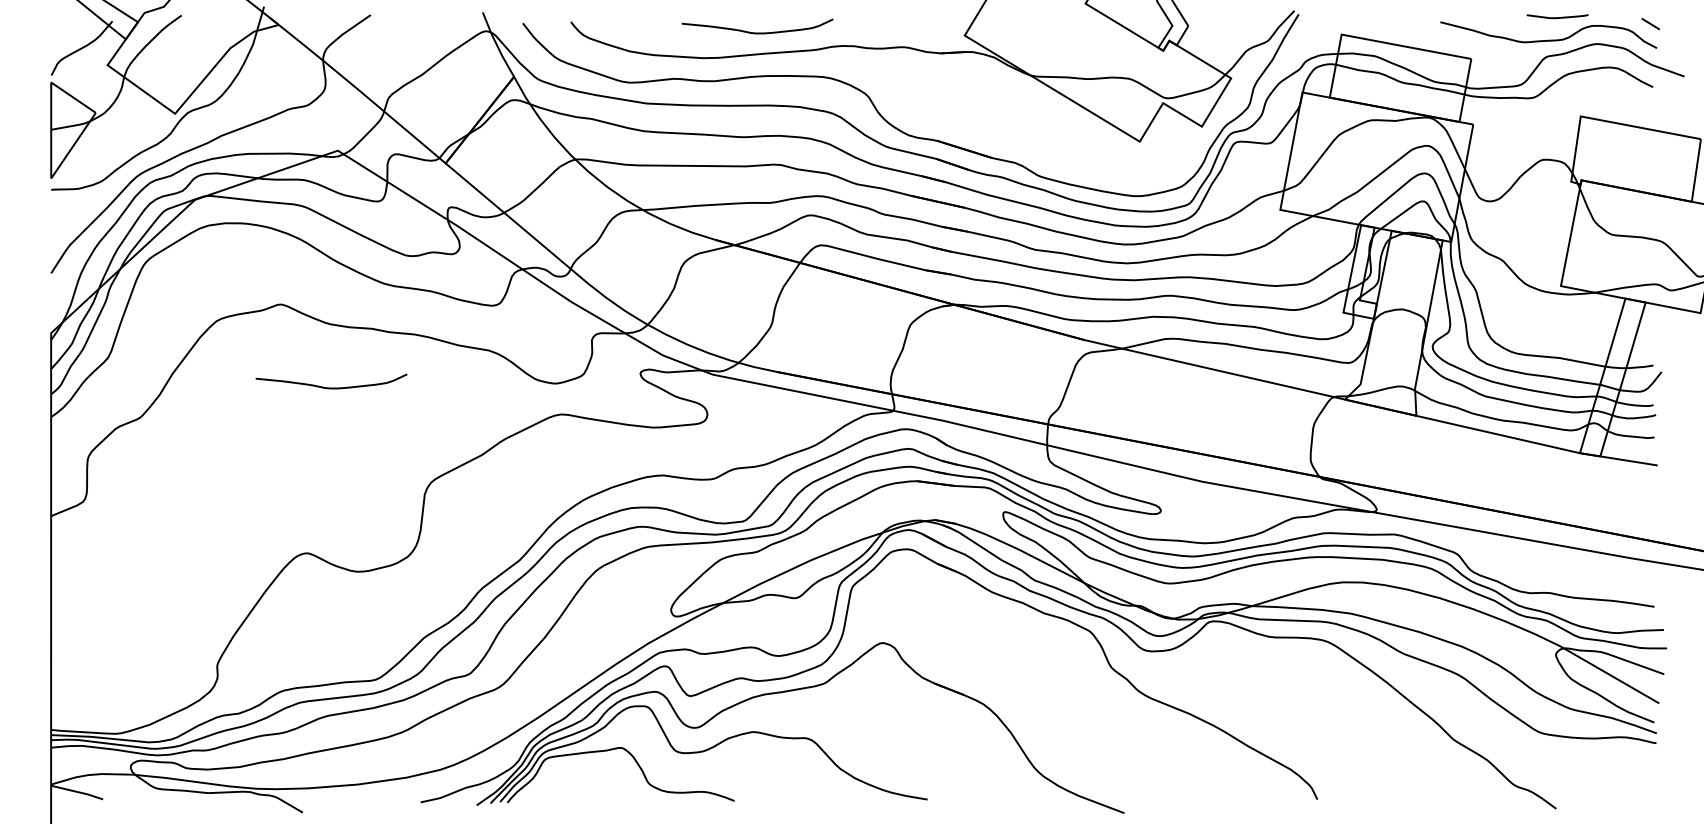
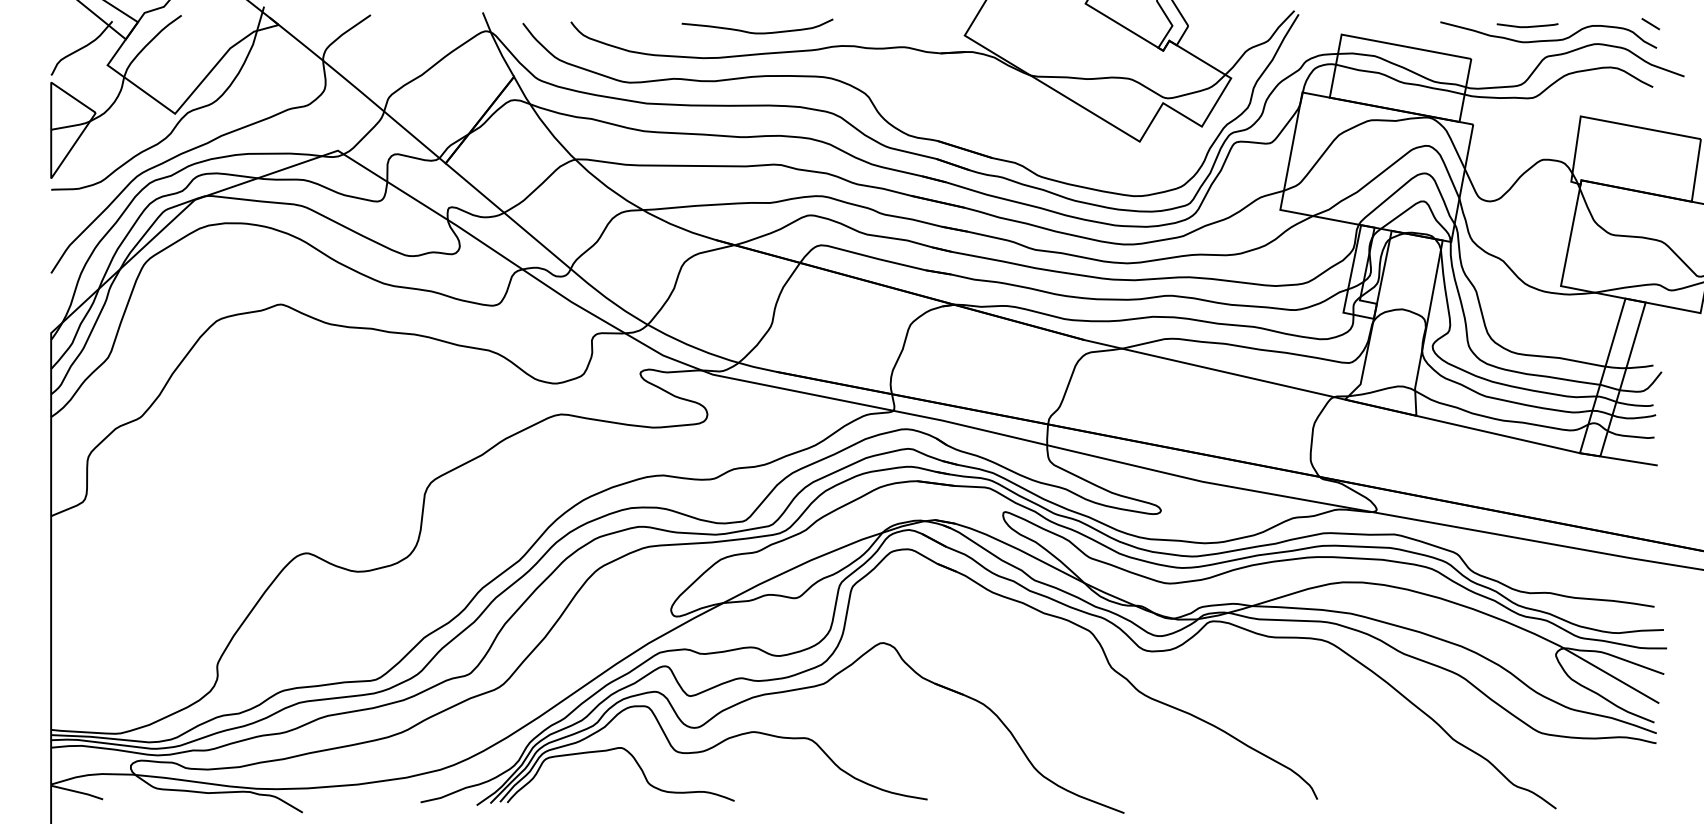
curve position: (1557, 17) -> (1527, 26) (1527, 26)
curve: present -> none (331, 387)
